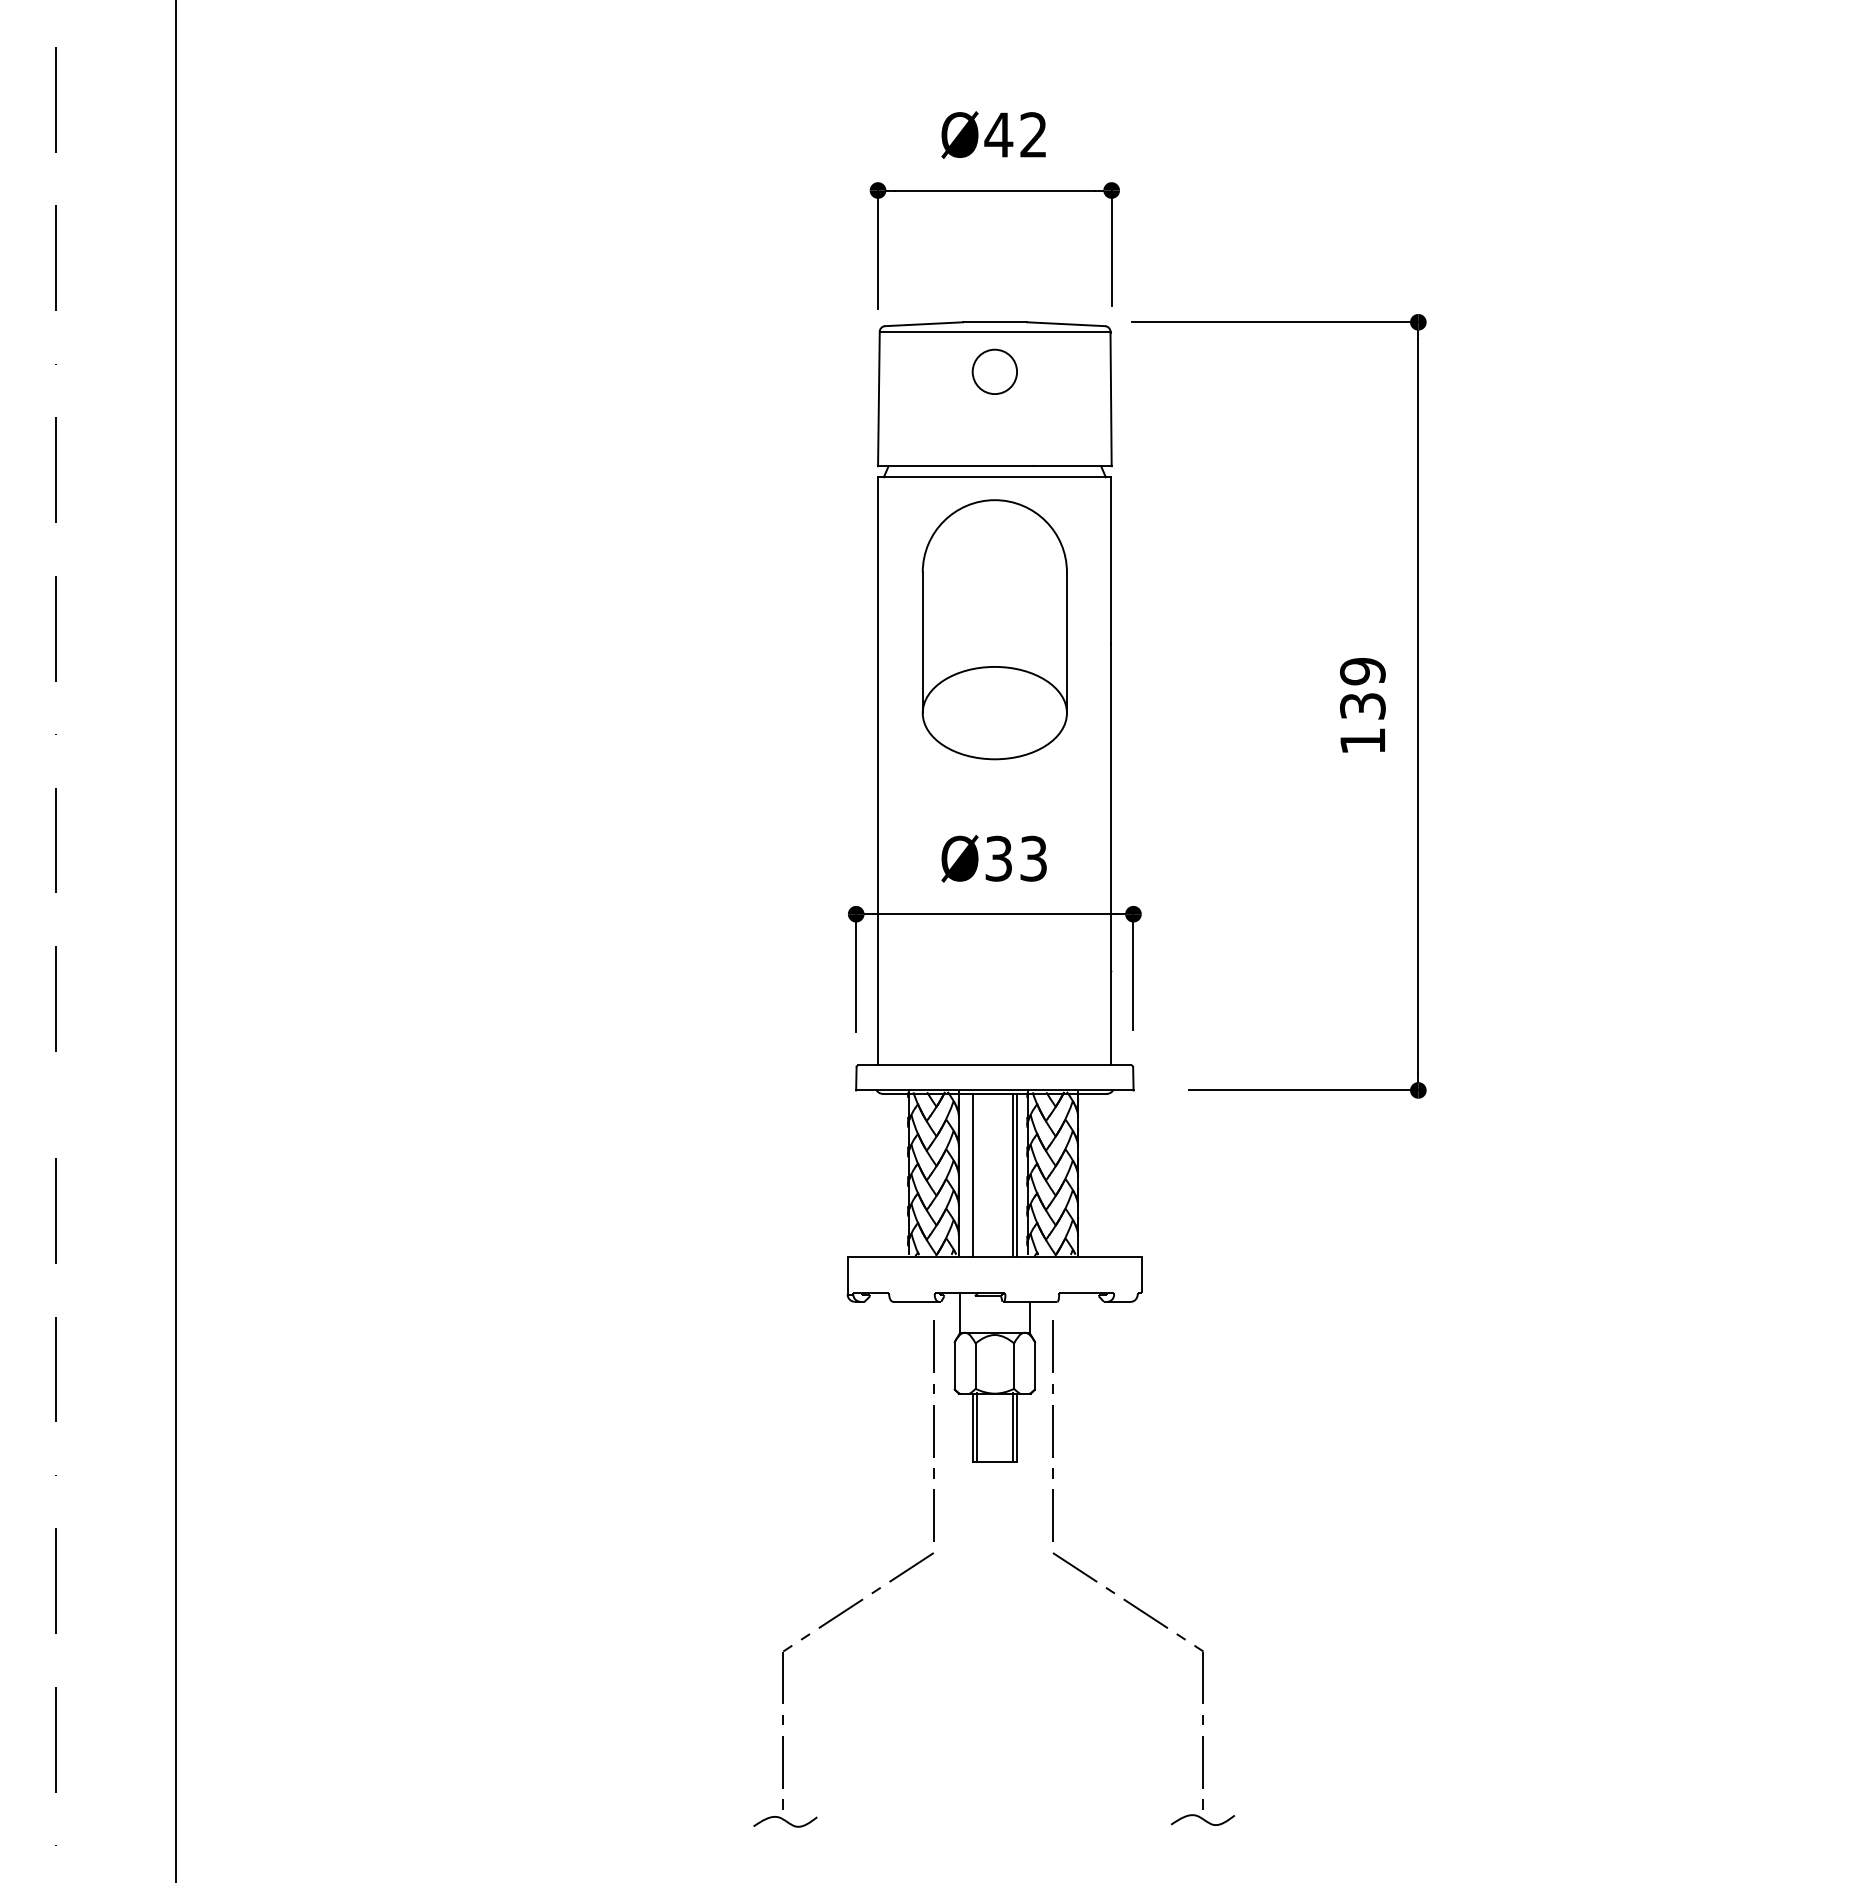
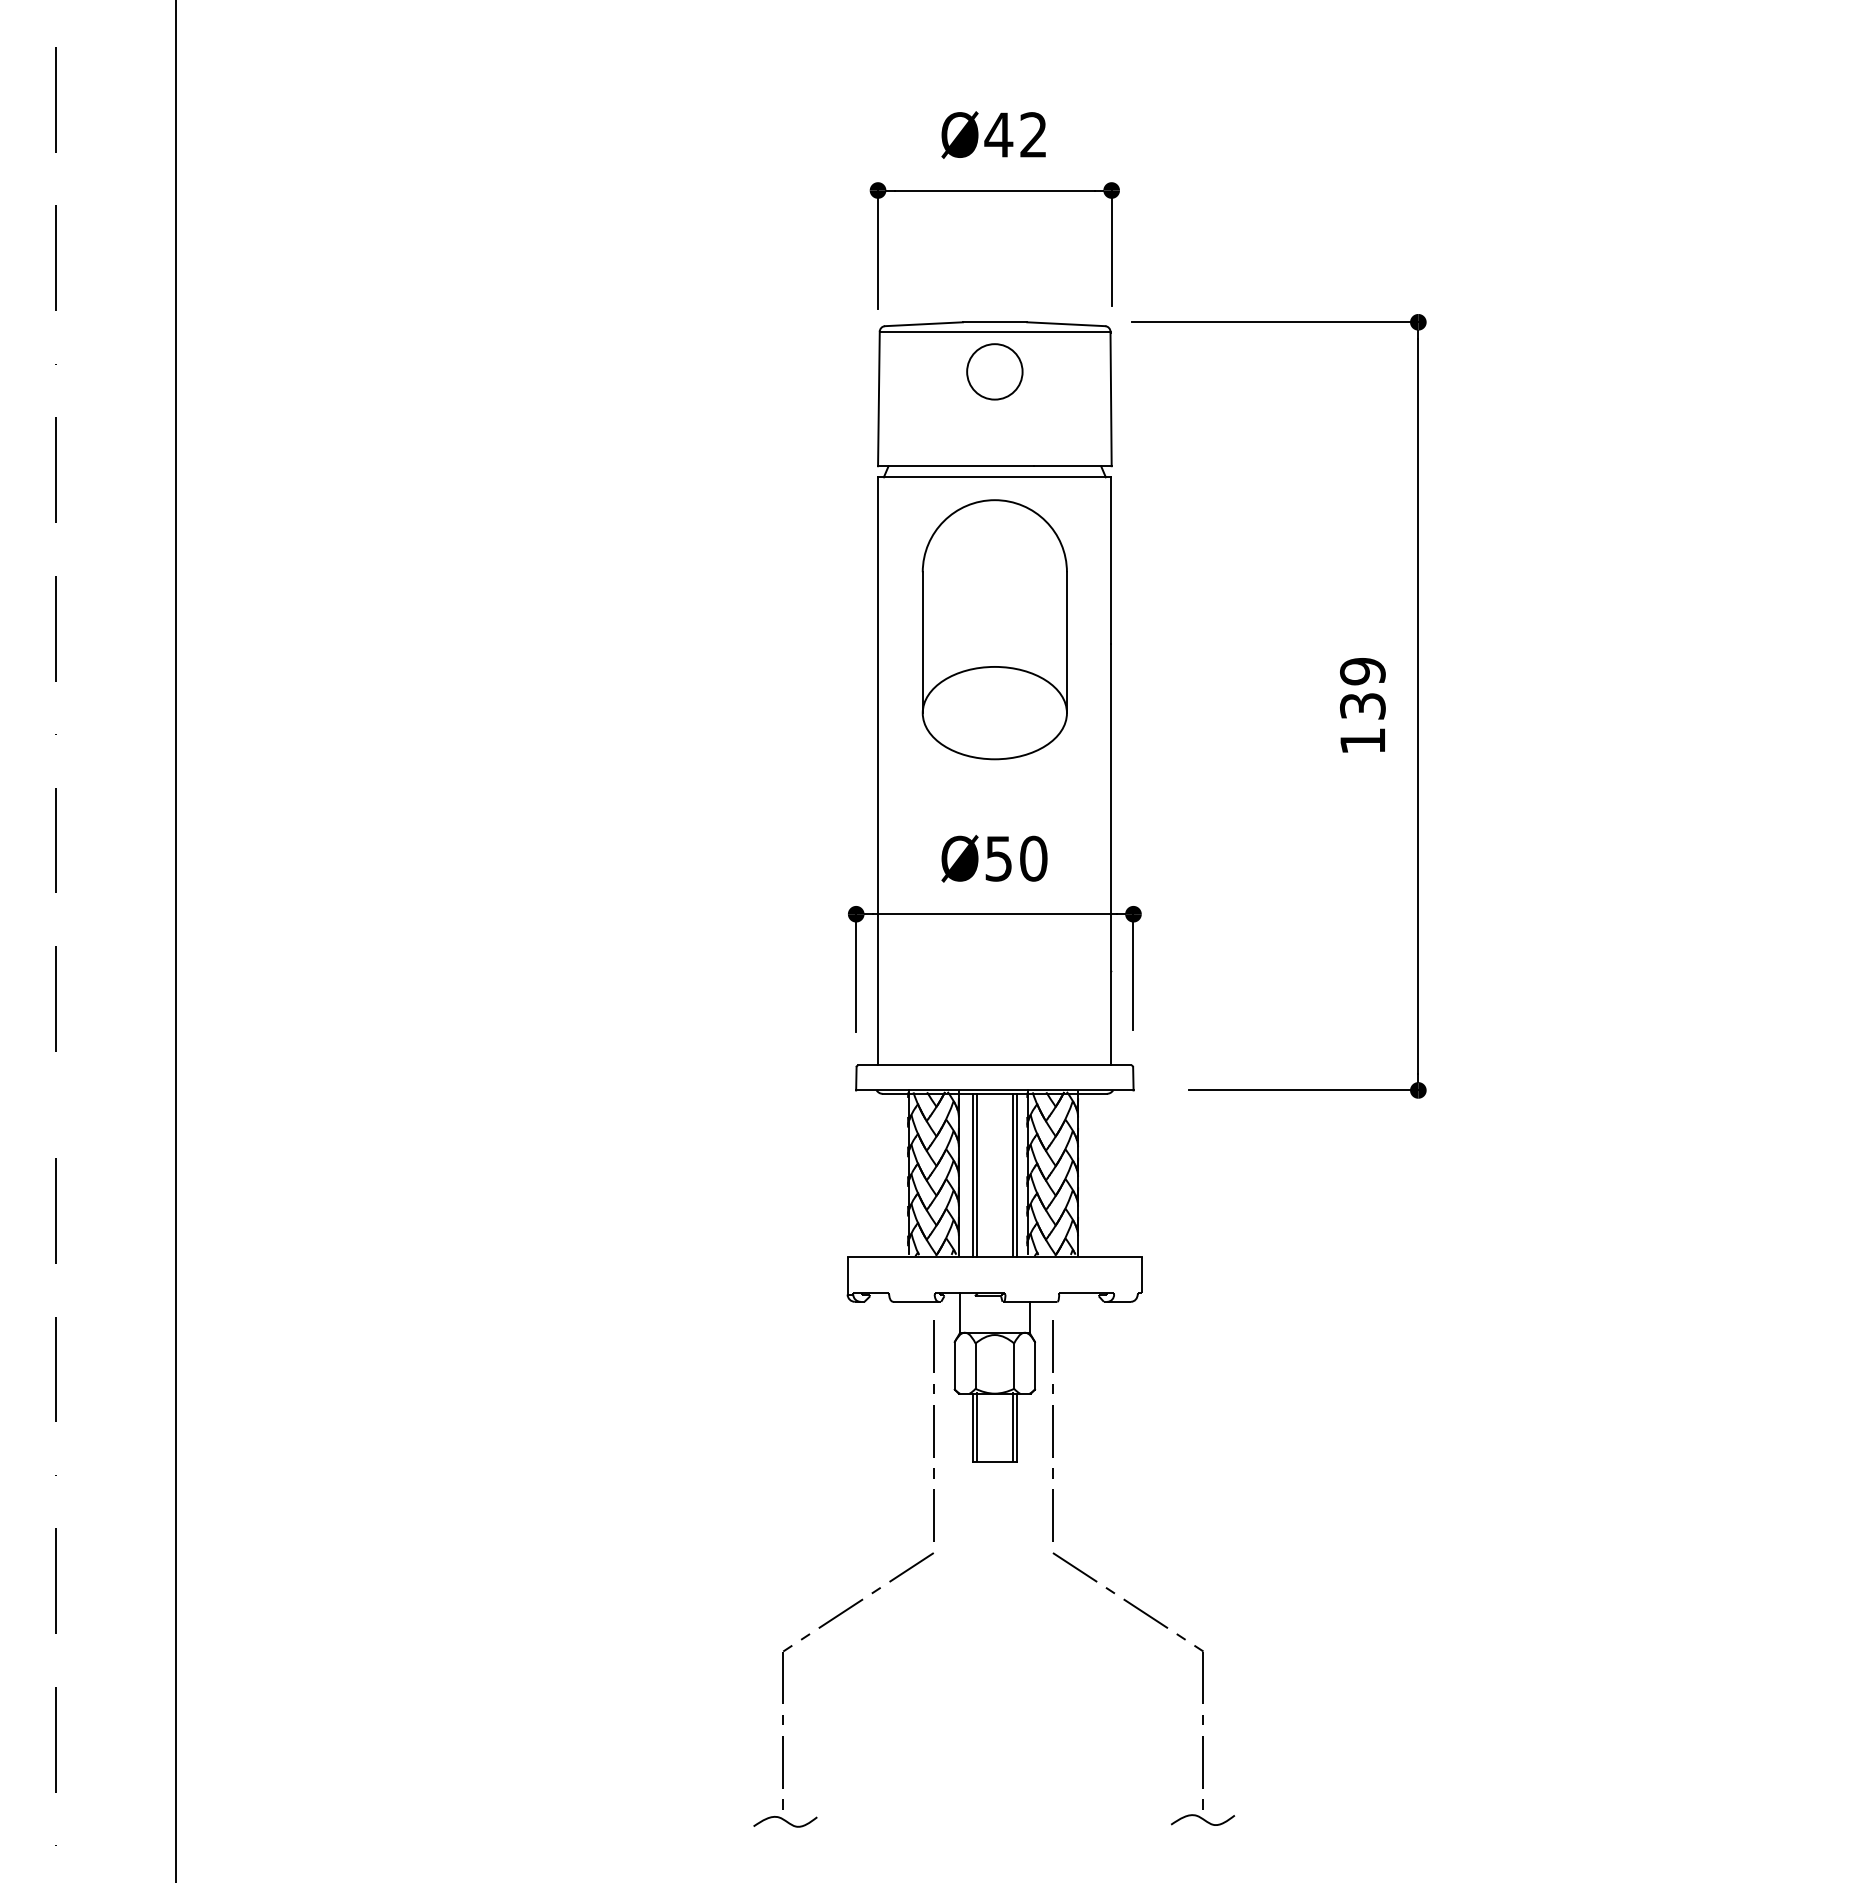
circle size: 47x47 px -> 58x58 px (994, 371)
text: Ø33 -> Ø50 (1016, 858)
line: none -> present (976, 1174)
